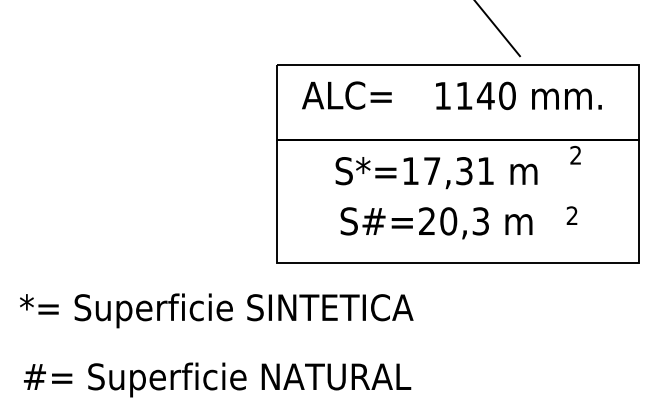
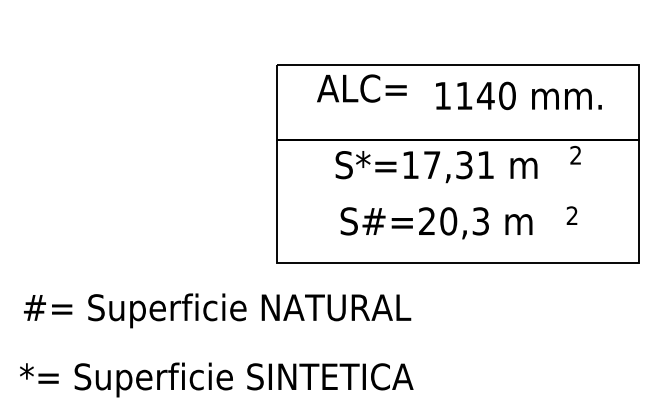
line: present -> none (497, 29)
text position: (346, 95) -> (361, 88) (361, 88)
text position: (436, 173) -> (436, 167) (436, 167)
text: *= Superficie SINTETICA -> #= Superficie NATURAL (216, 310)
text: #= Superficie NATURAL -> *= Superficie SINTETICA (216, 379)
